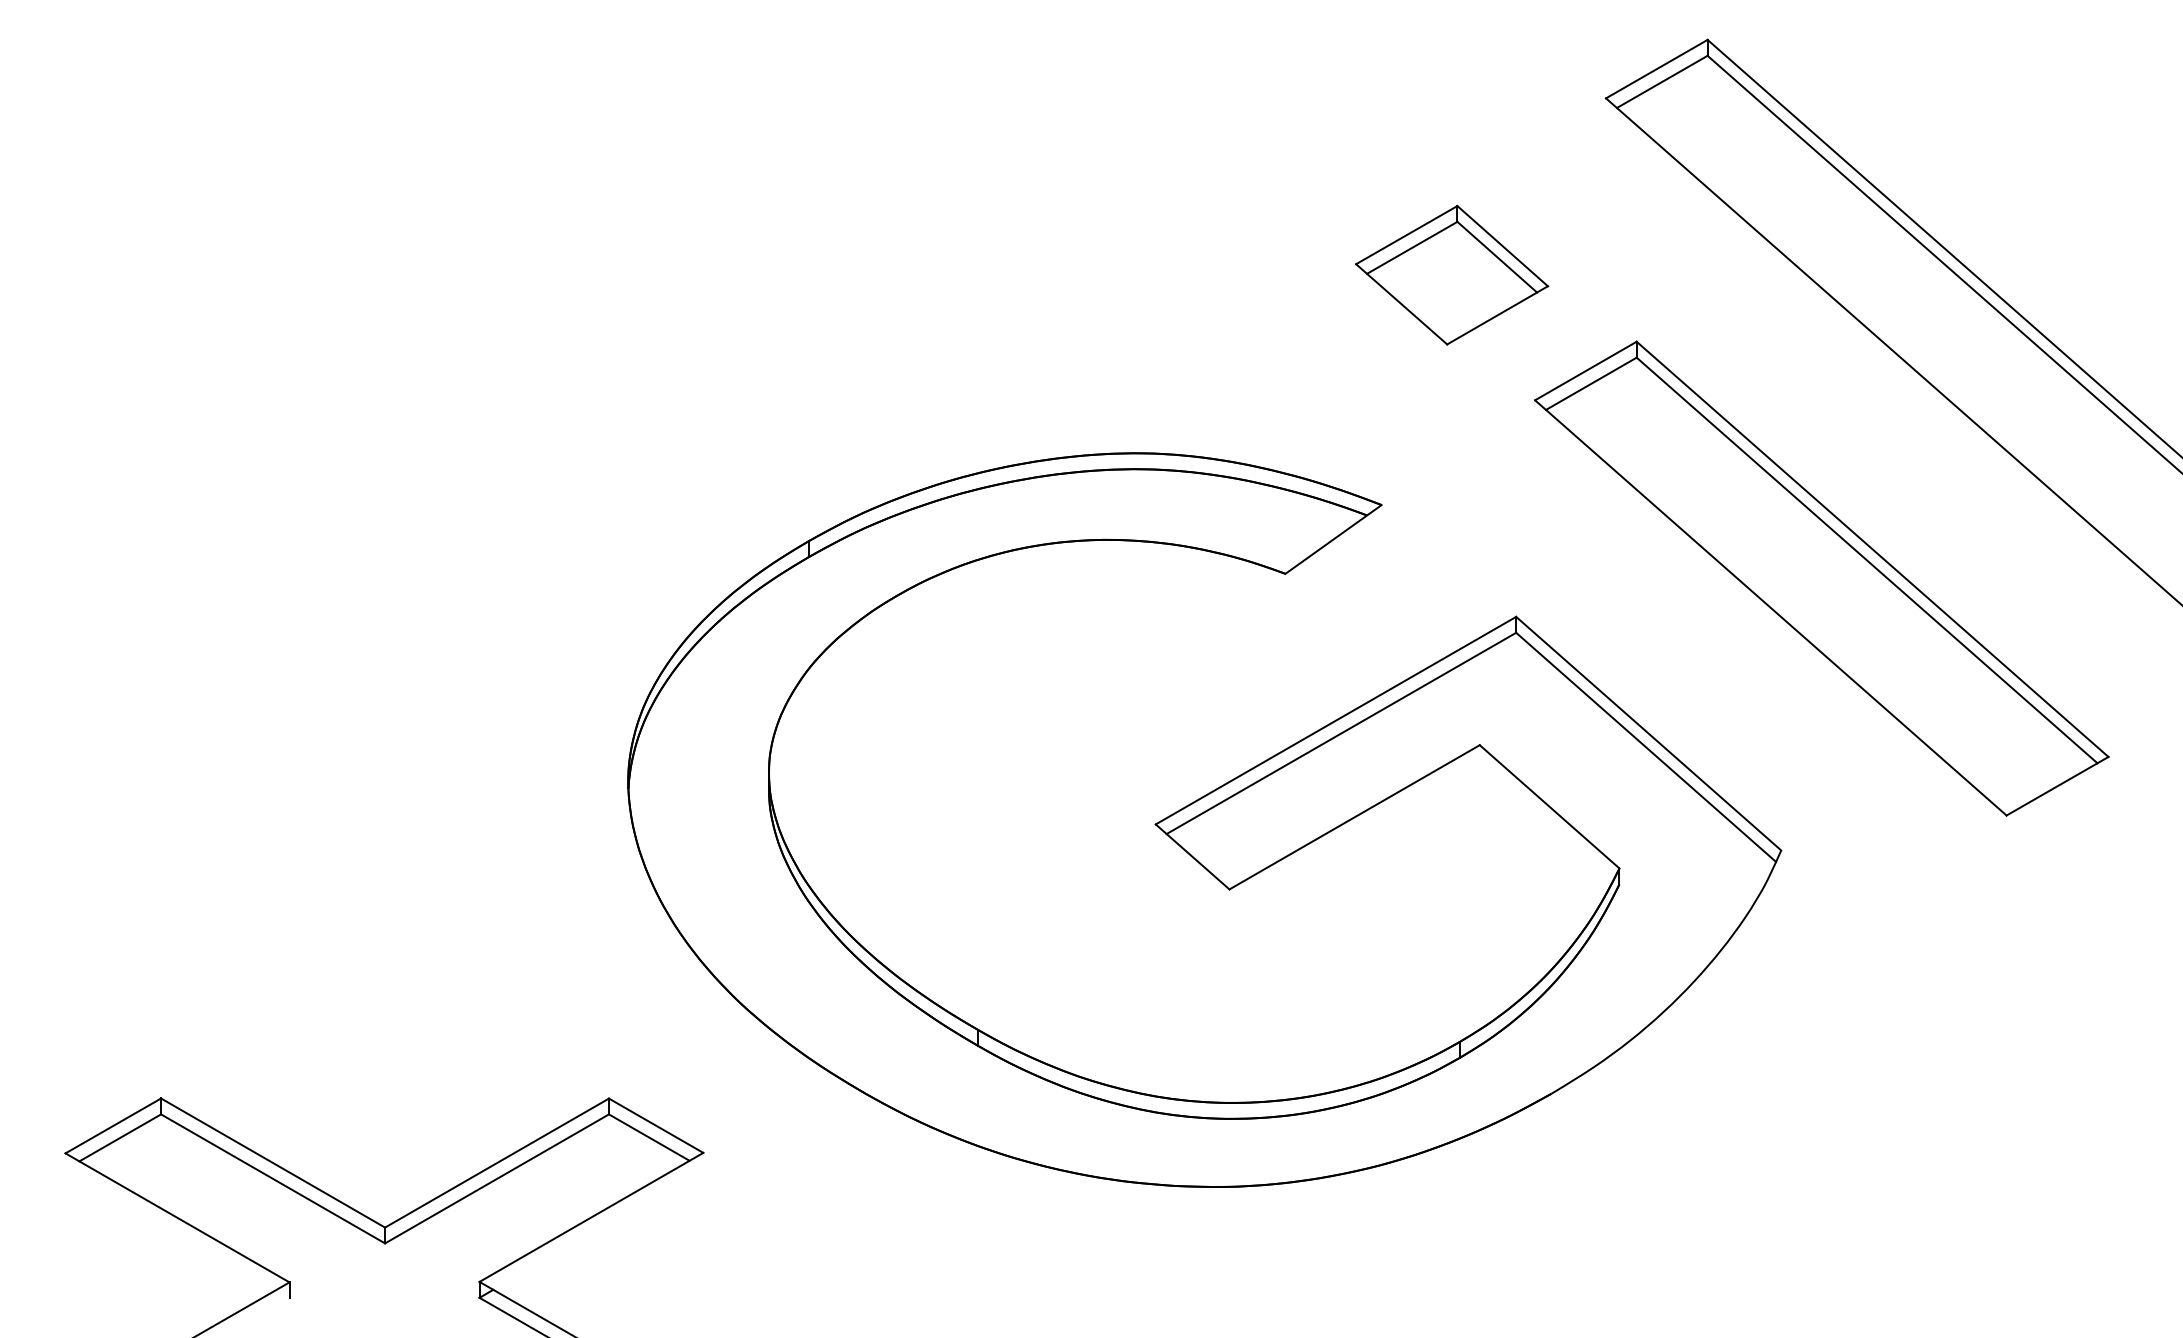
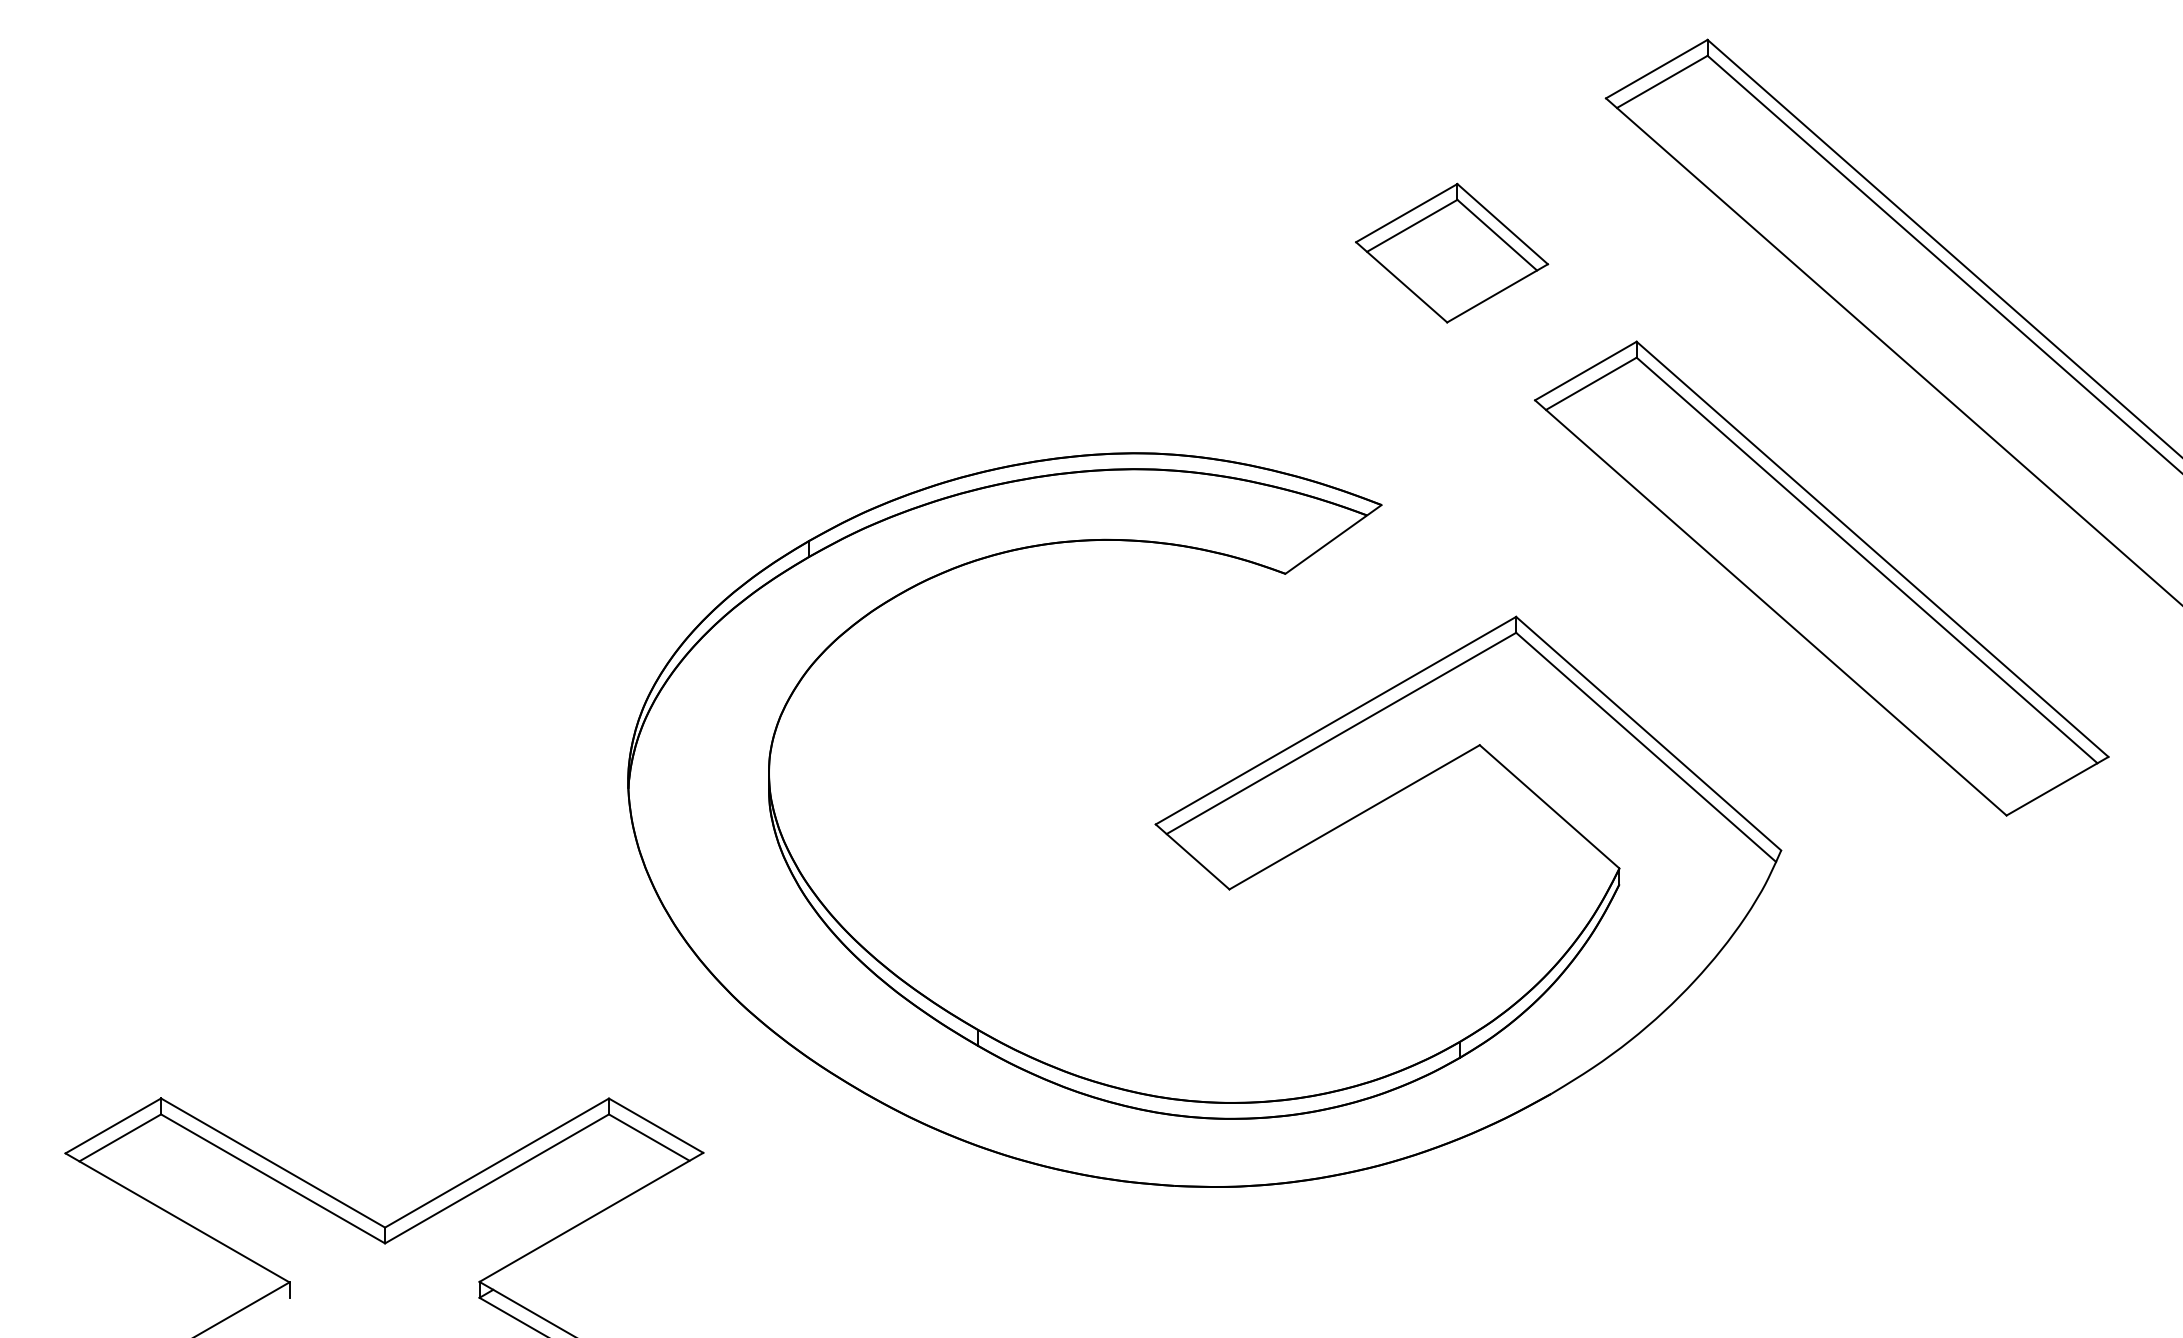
part position: (1452, 274) -> (1452, 252) (1452, 252)
